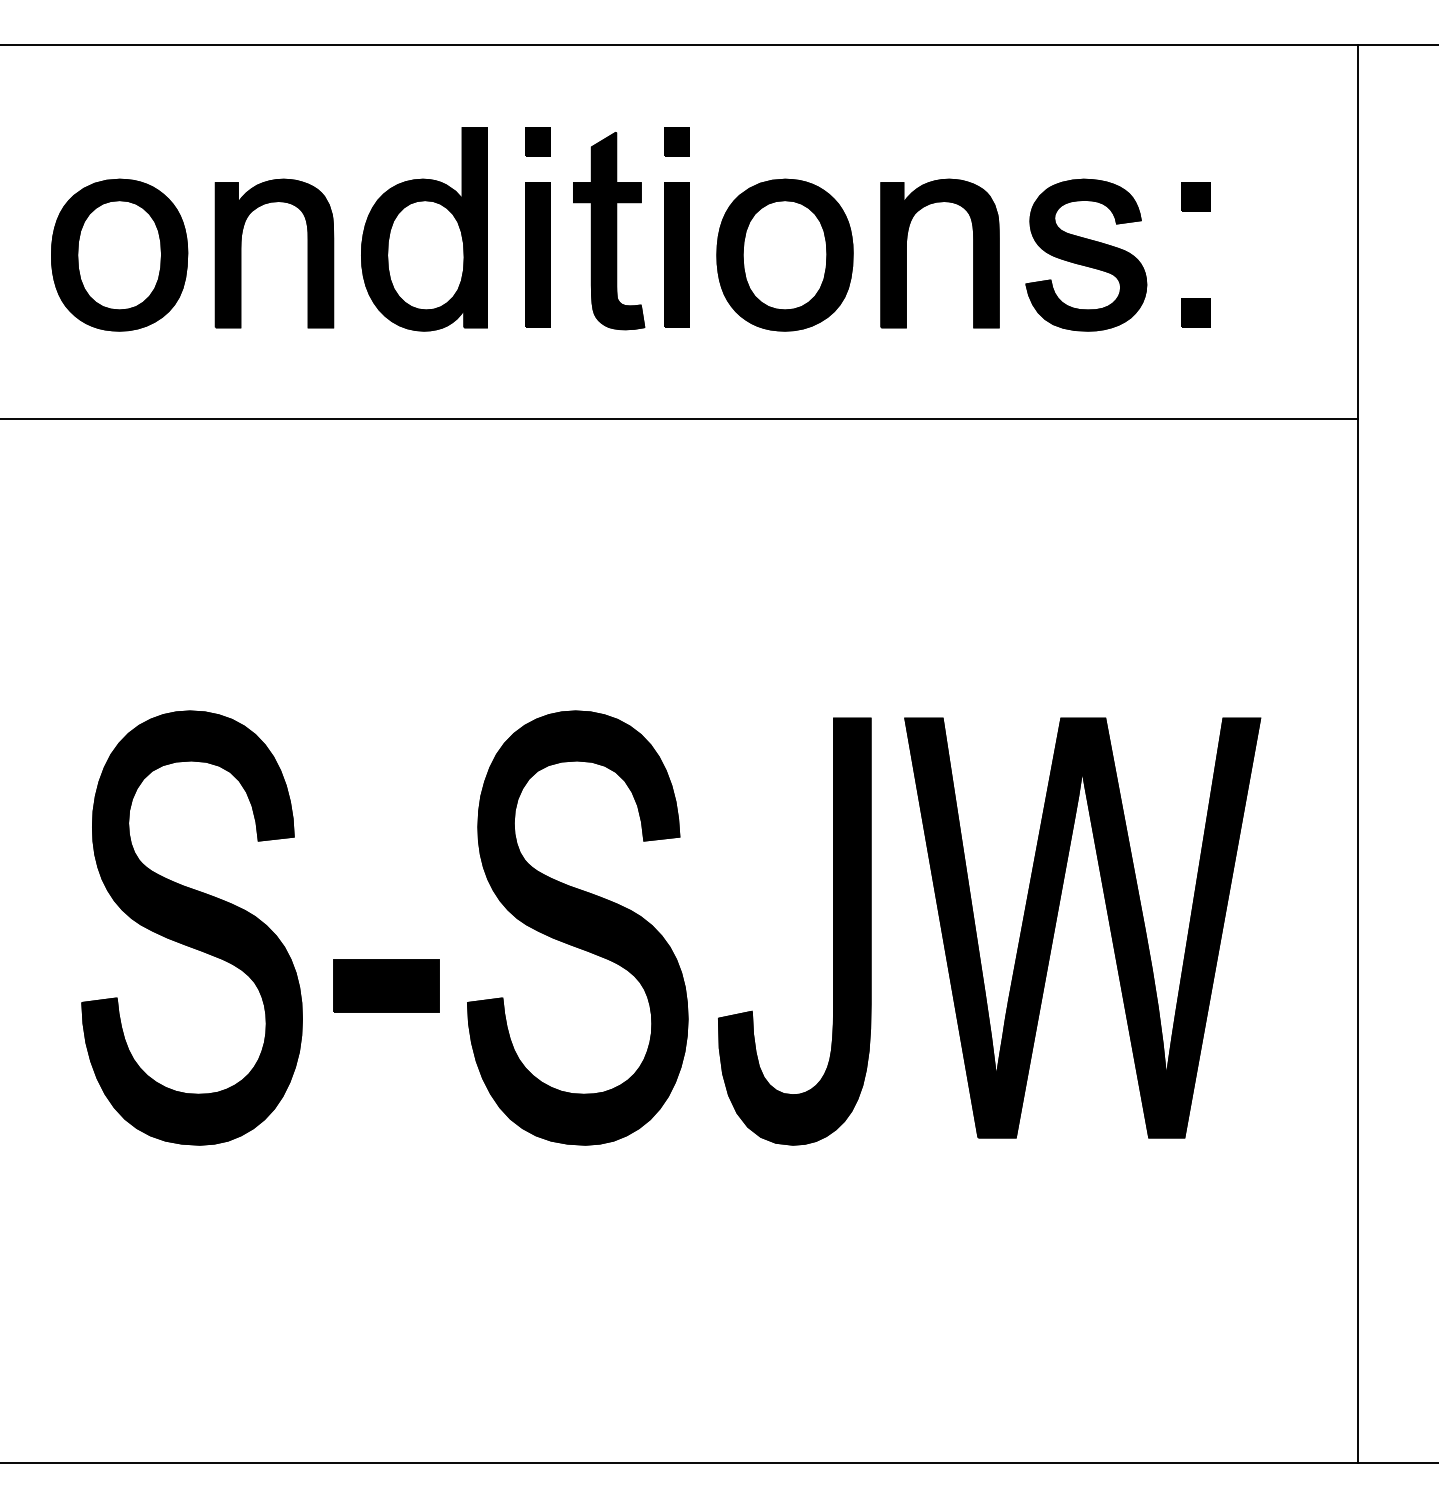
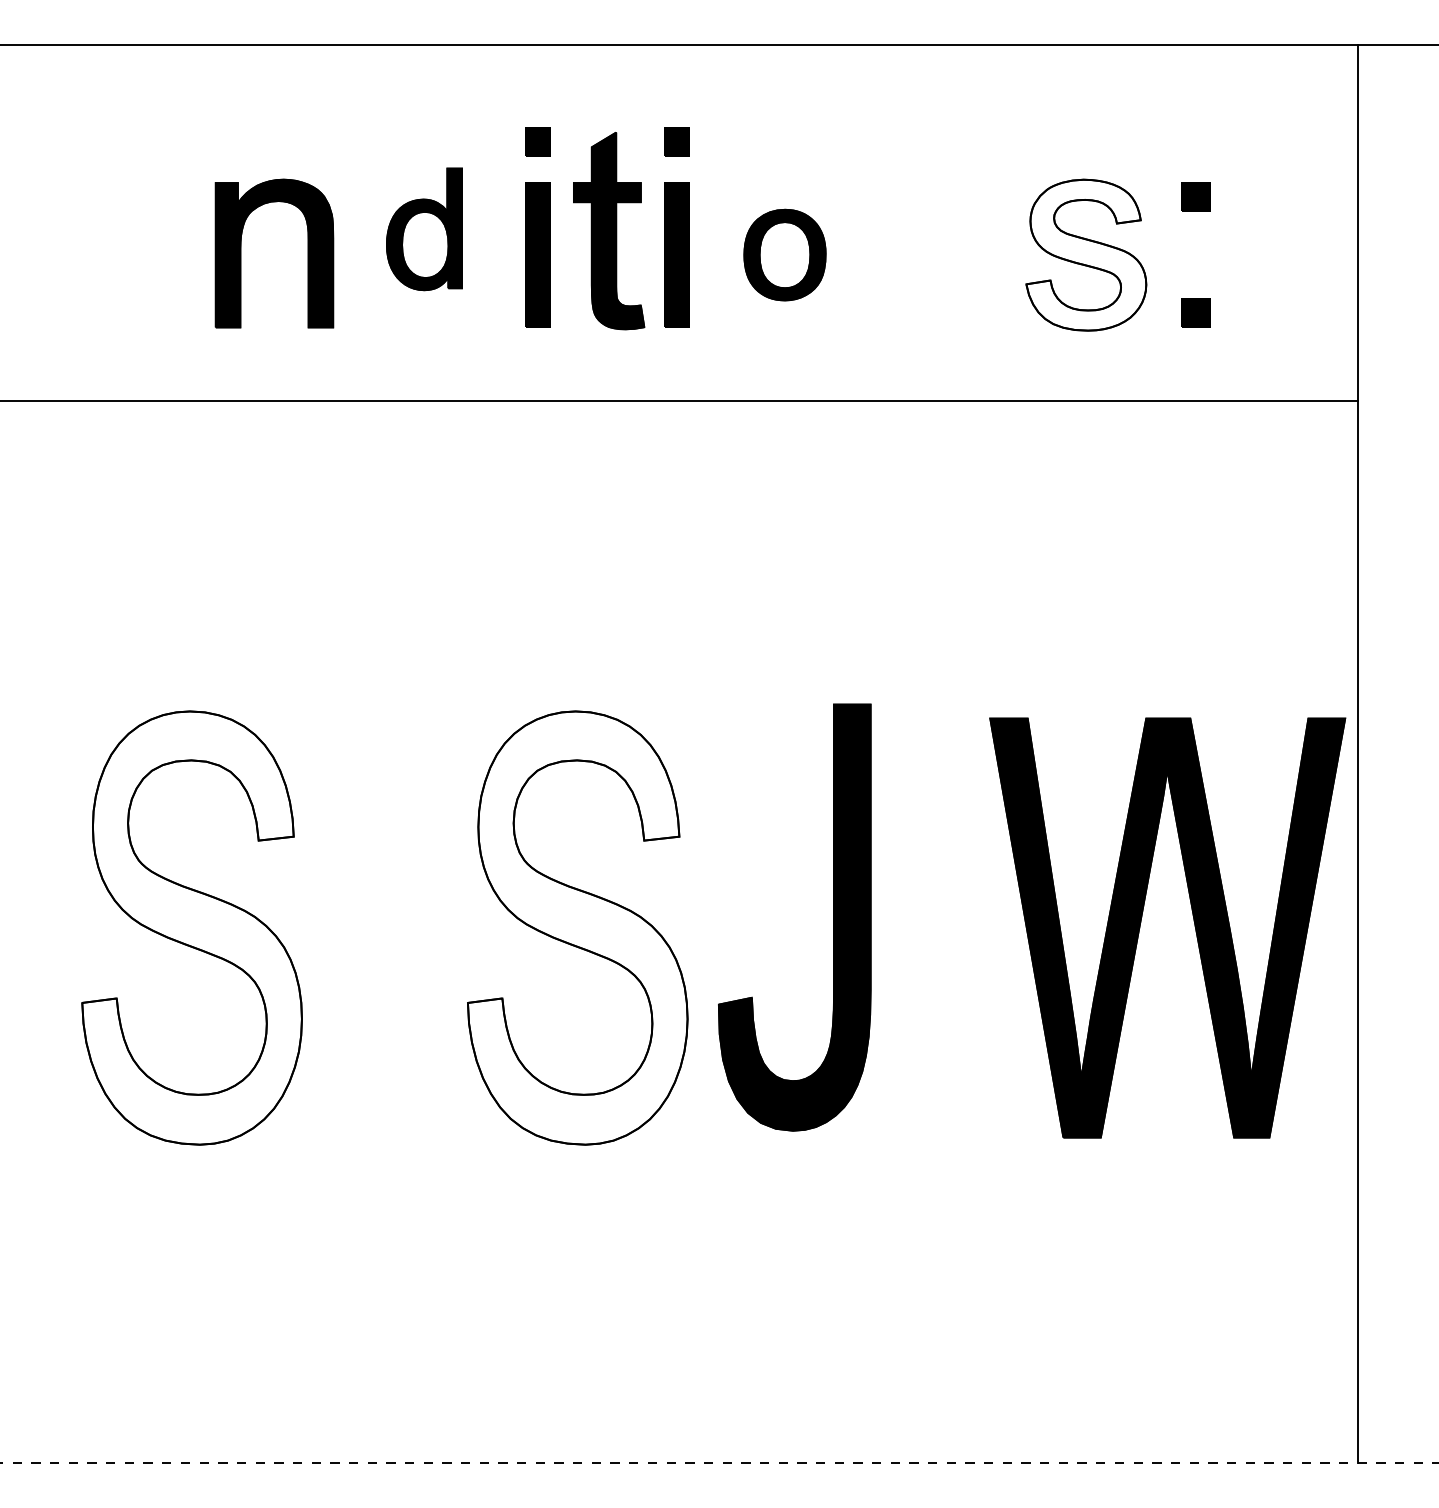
part size: 127x205 px -> 77x125 px (424, 229)
part: present -> none (906, 253)
part: present -> none (119, 254)
part size: 138x154 px -> 84x94 px (784, 254)
fill: present -> none (1086, 254)
line position: (679, 418) -> (679, 400) (679, 400)
part position: (1056, 922) -> (1141, 922) (1141, 922)
fill: present -> none (191, 927)
fill: present -> none (577, 927)
part position: (833, 931) -> (833, 917) (833, 917)
part: present -> none (386, 985)
line: solid -> dashed (719, 1462)
